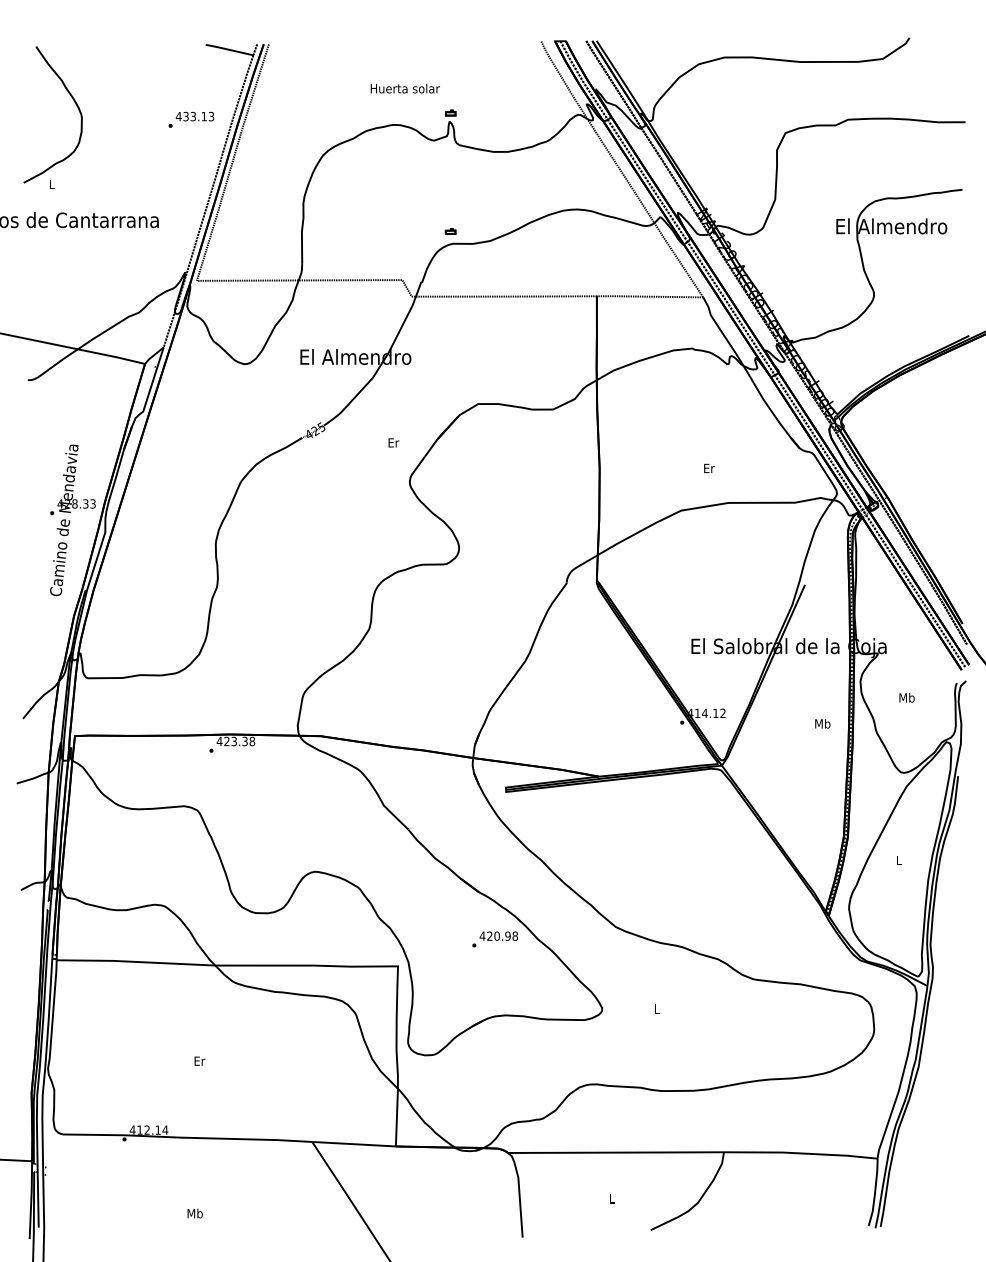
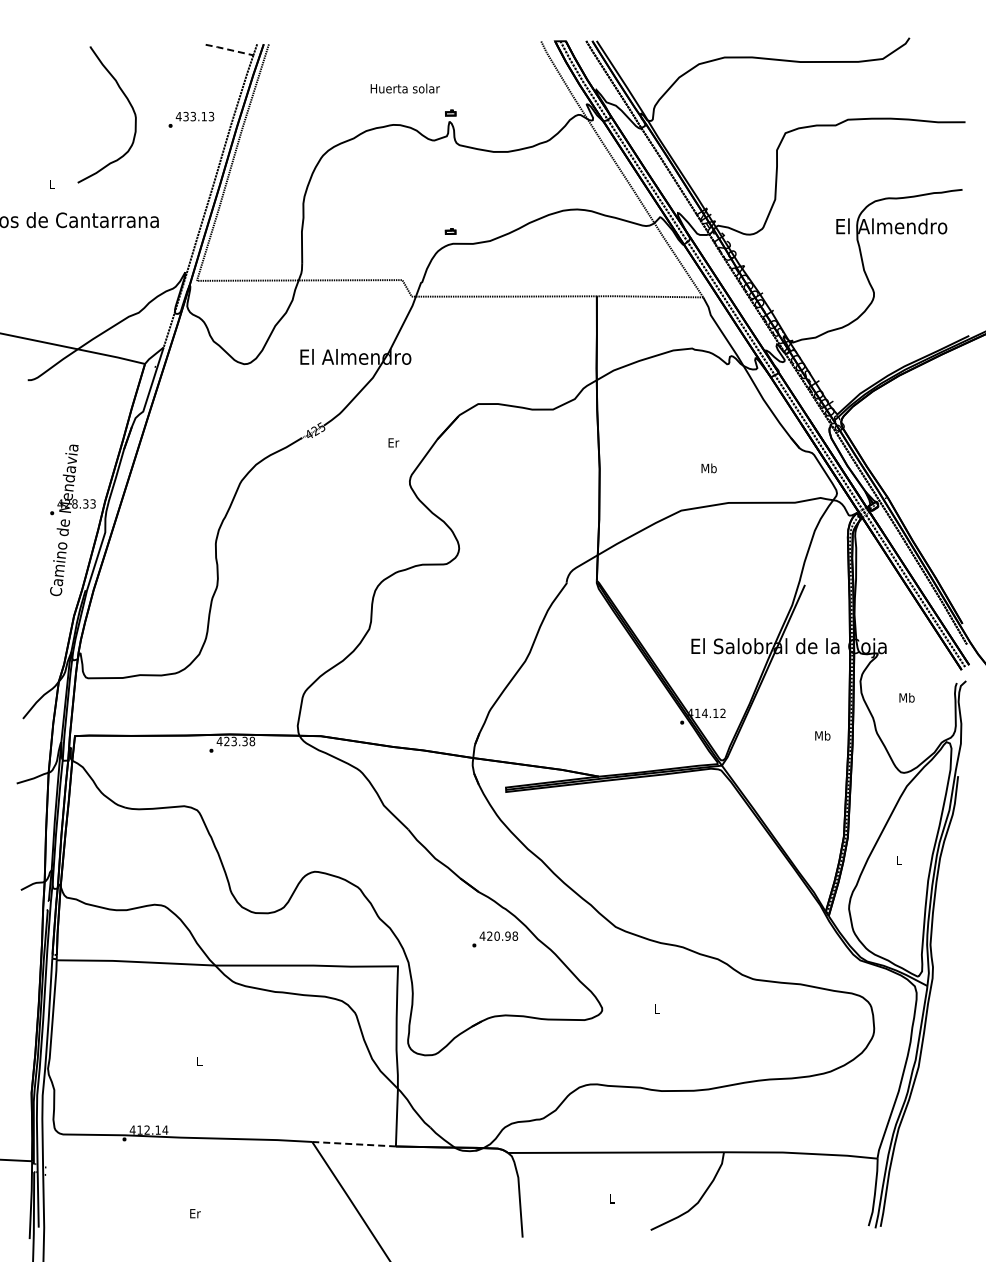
line: solid -> dashed (229, 49)
curve position: (72, 99) -> (126, 99) (126, 99)
text: Er -> Mb (708, 468)
text position: (822, 723) -> (822, 735) (822, 735)
text: Er -> L (199, 1060)
line: solid -> dashed (354, 1144)
text: Mb -> Er (194, 1213)
